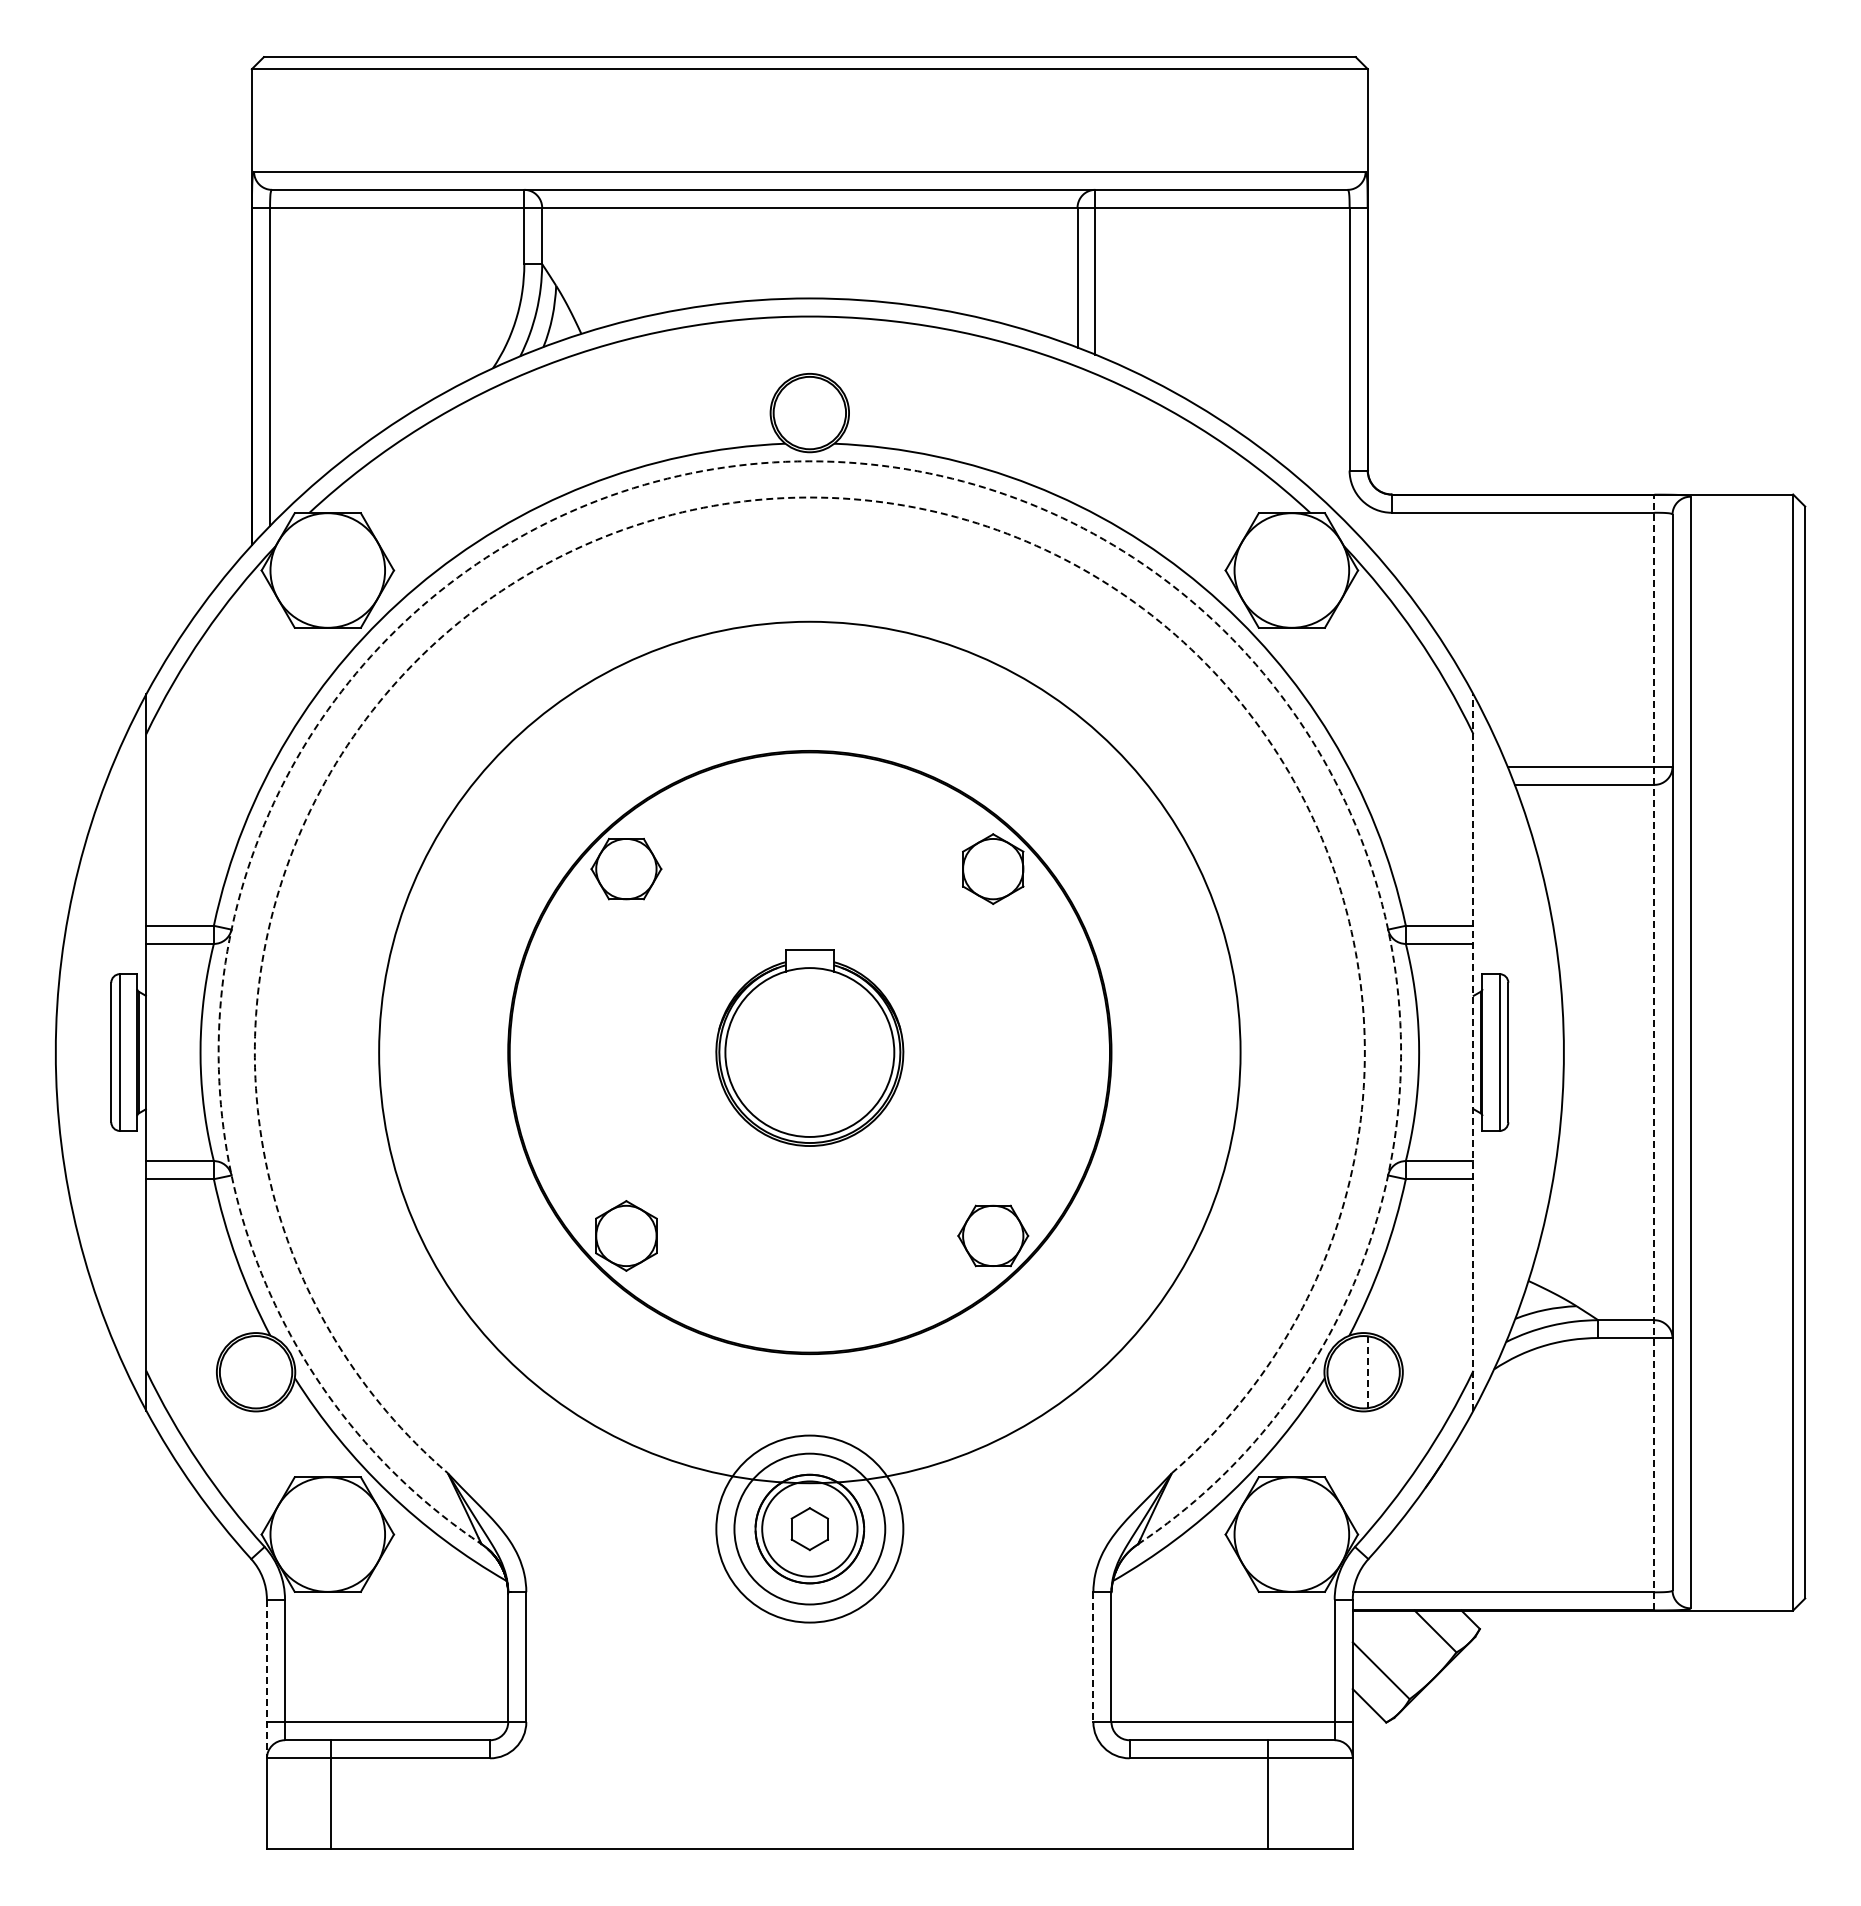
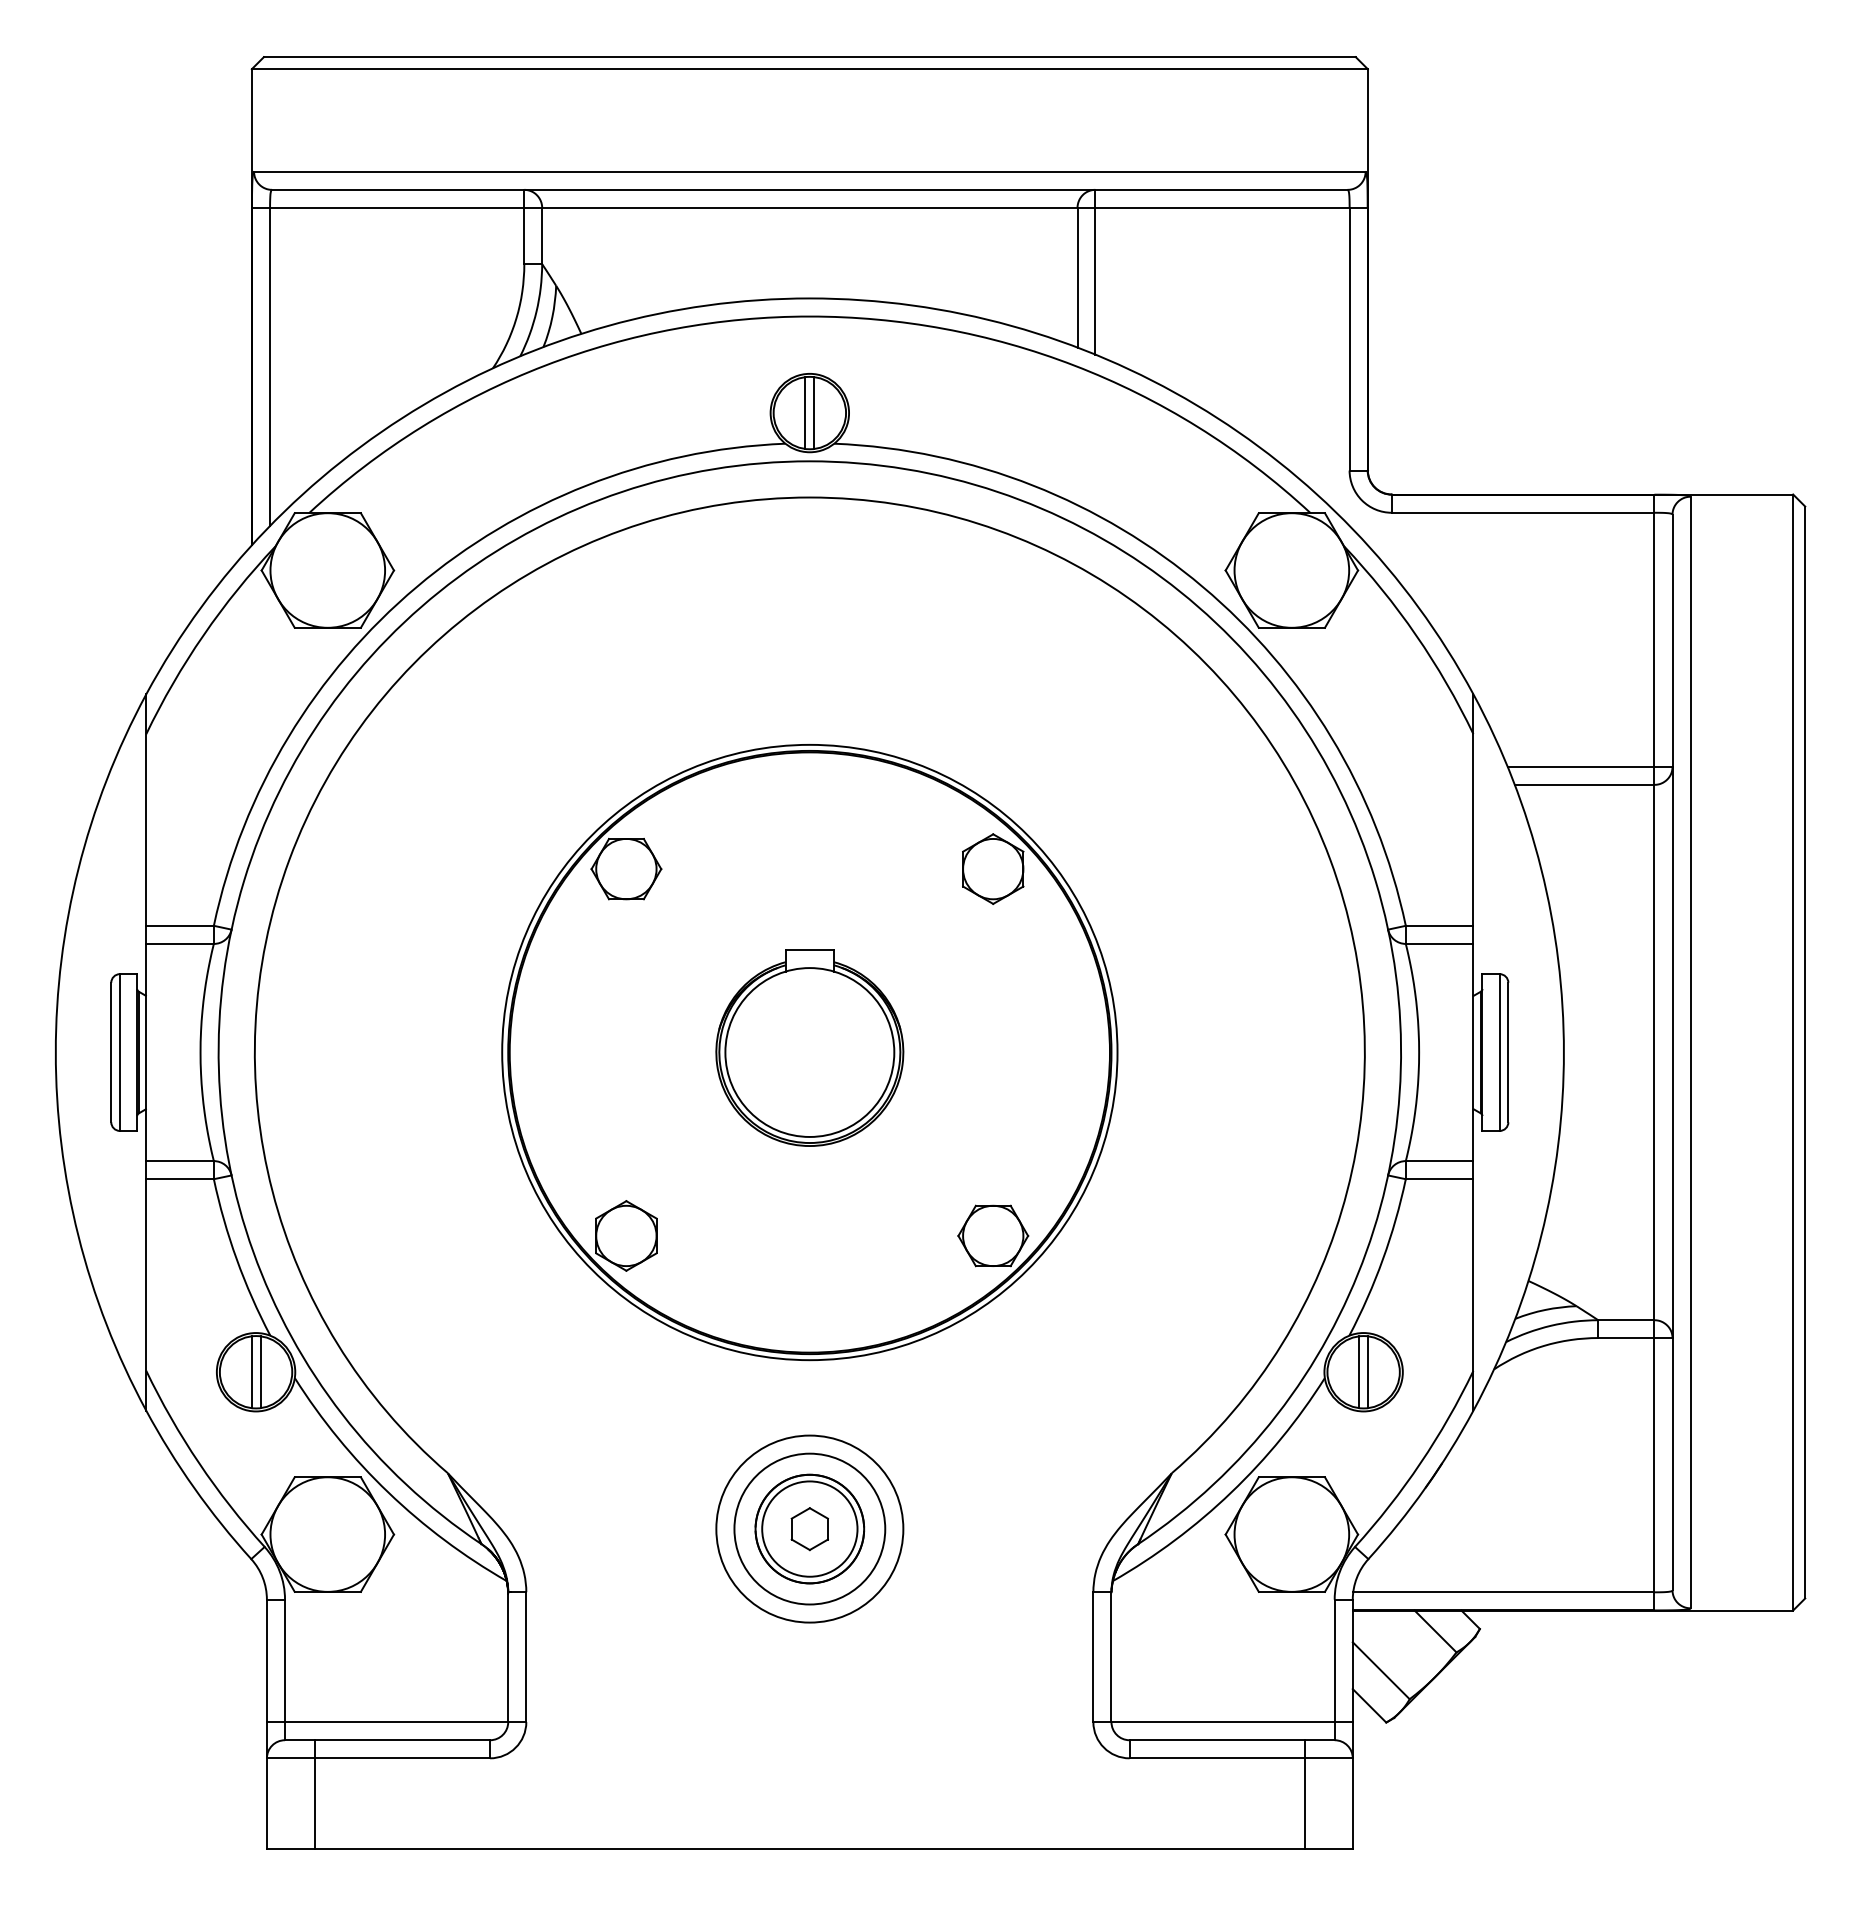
line: none -> present (805, 413)
line: none -> present (814, 413)
arc: dashed -> solid (809, 461)
arc: dashed -> solid (809, 497)
circle diameter: 861 px -> 615 px (809, 1052)
line: dashed -> solid (1473, 1052)
line: dashed -> solid (1654, 1052)
line: none -> present (251, 1372)
line: none -> present (260, 1372)
line: none -> present (1359, 1372)
line: dashed -> solid (1368, 1372)
line: dashed -> solid (1093, 1657)
line: dashed -> solid (266, 1679)
line position: (331, 1794) -> (315, 1794) (315, 1794)
line position: (1267, 1794) -> (1304, 1794) (1304, 1794)
